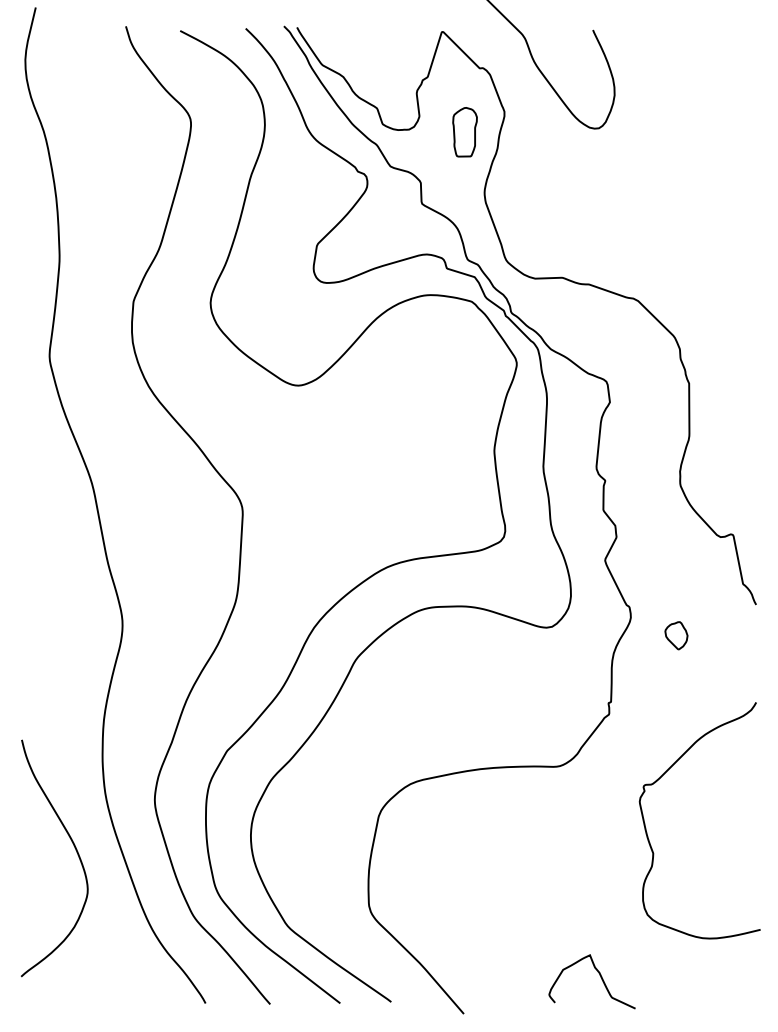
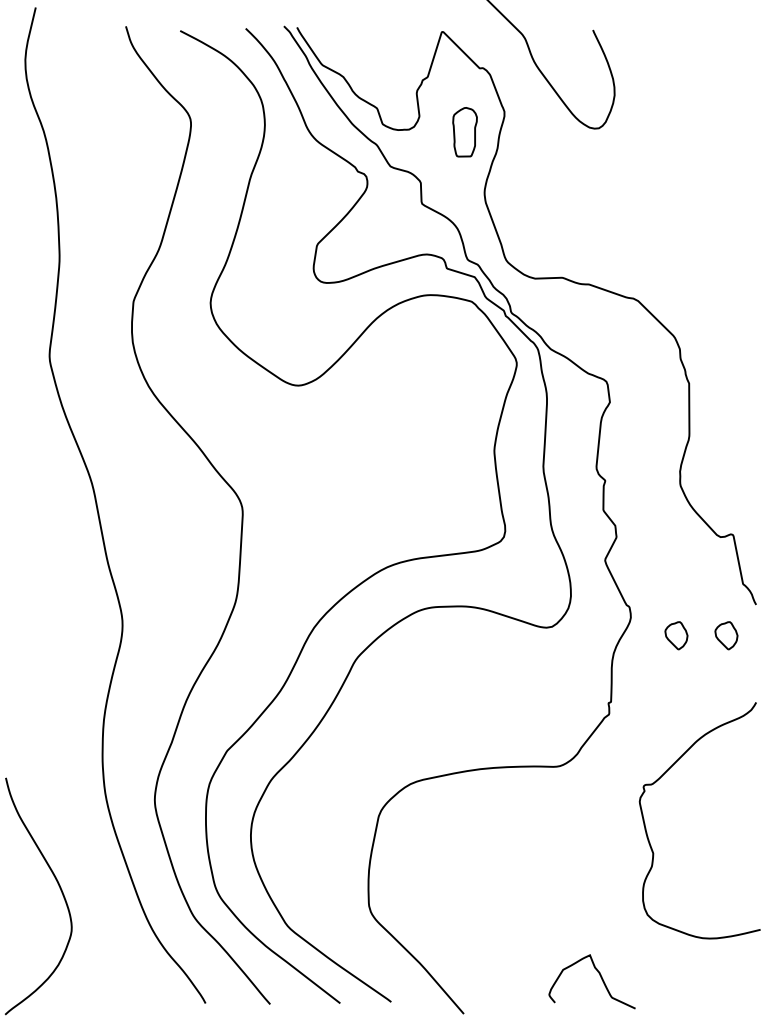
part: none -> present (726, 635)
curve position: (74, 848) -> (58, 886) (58, 886)
